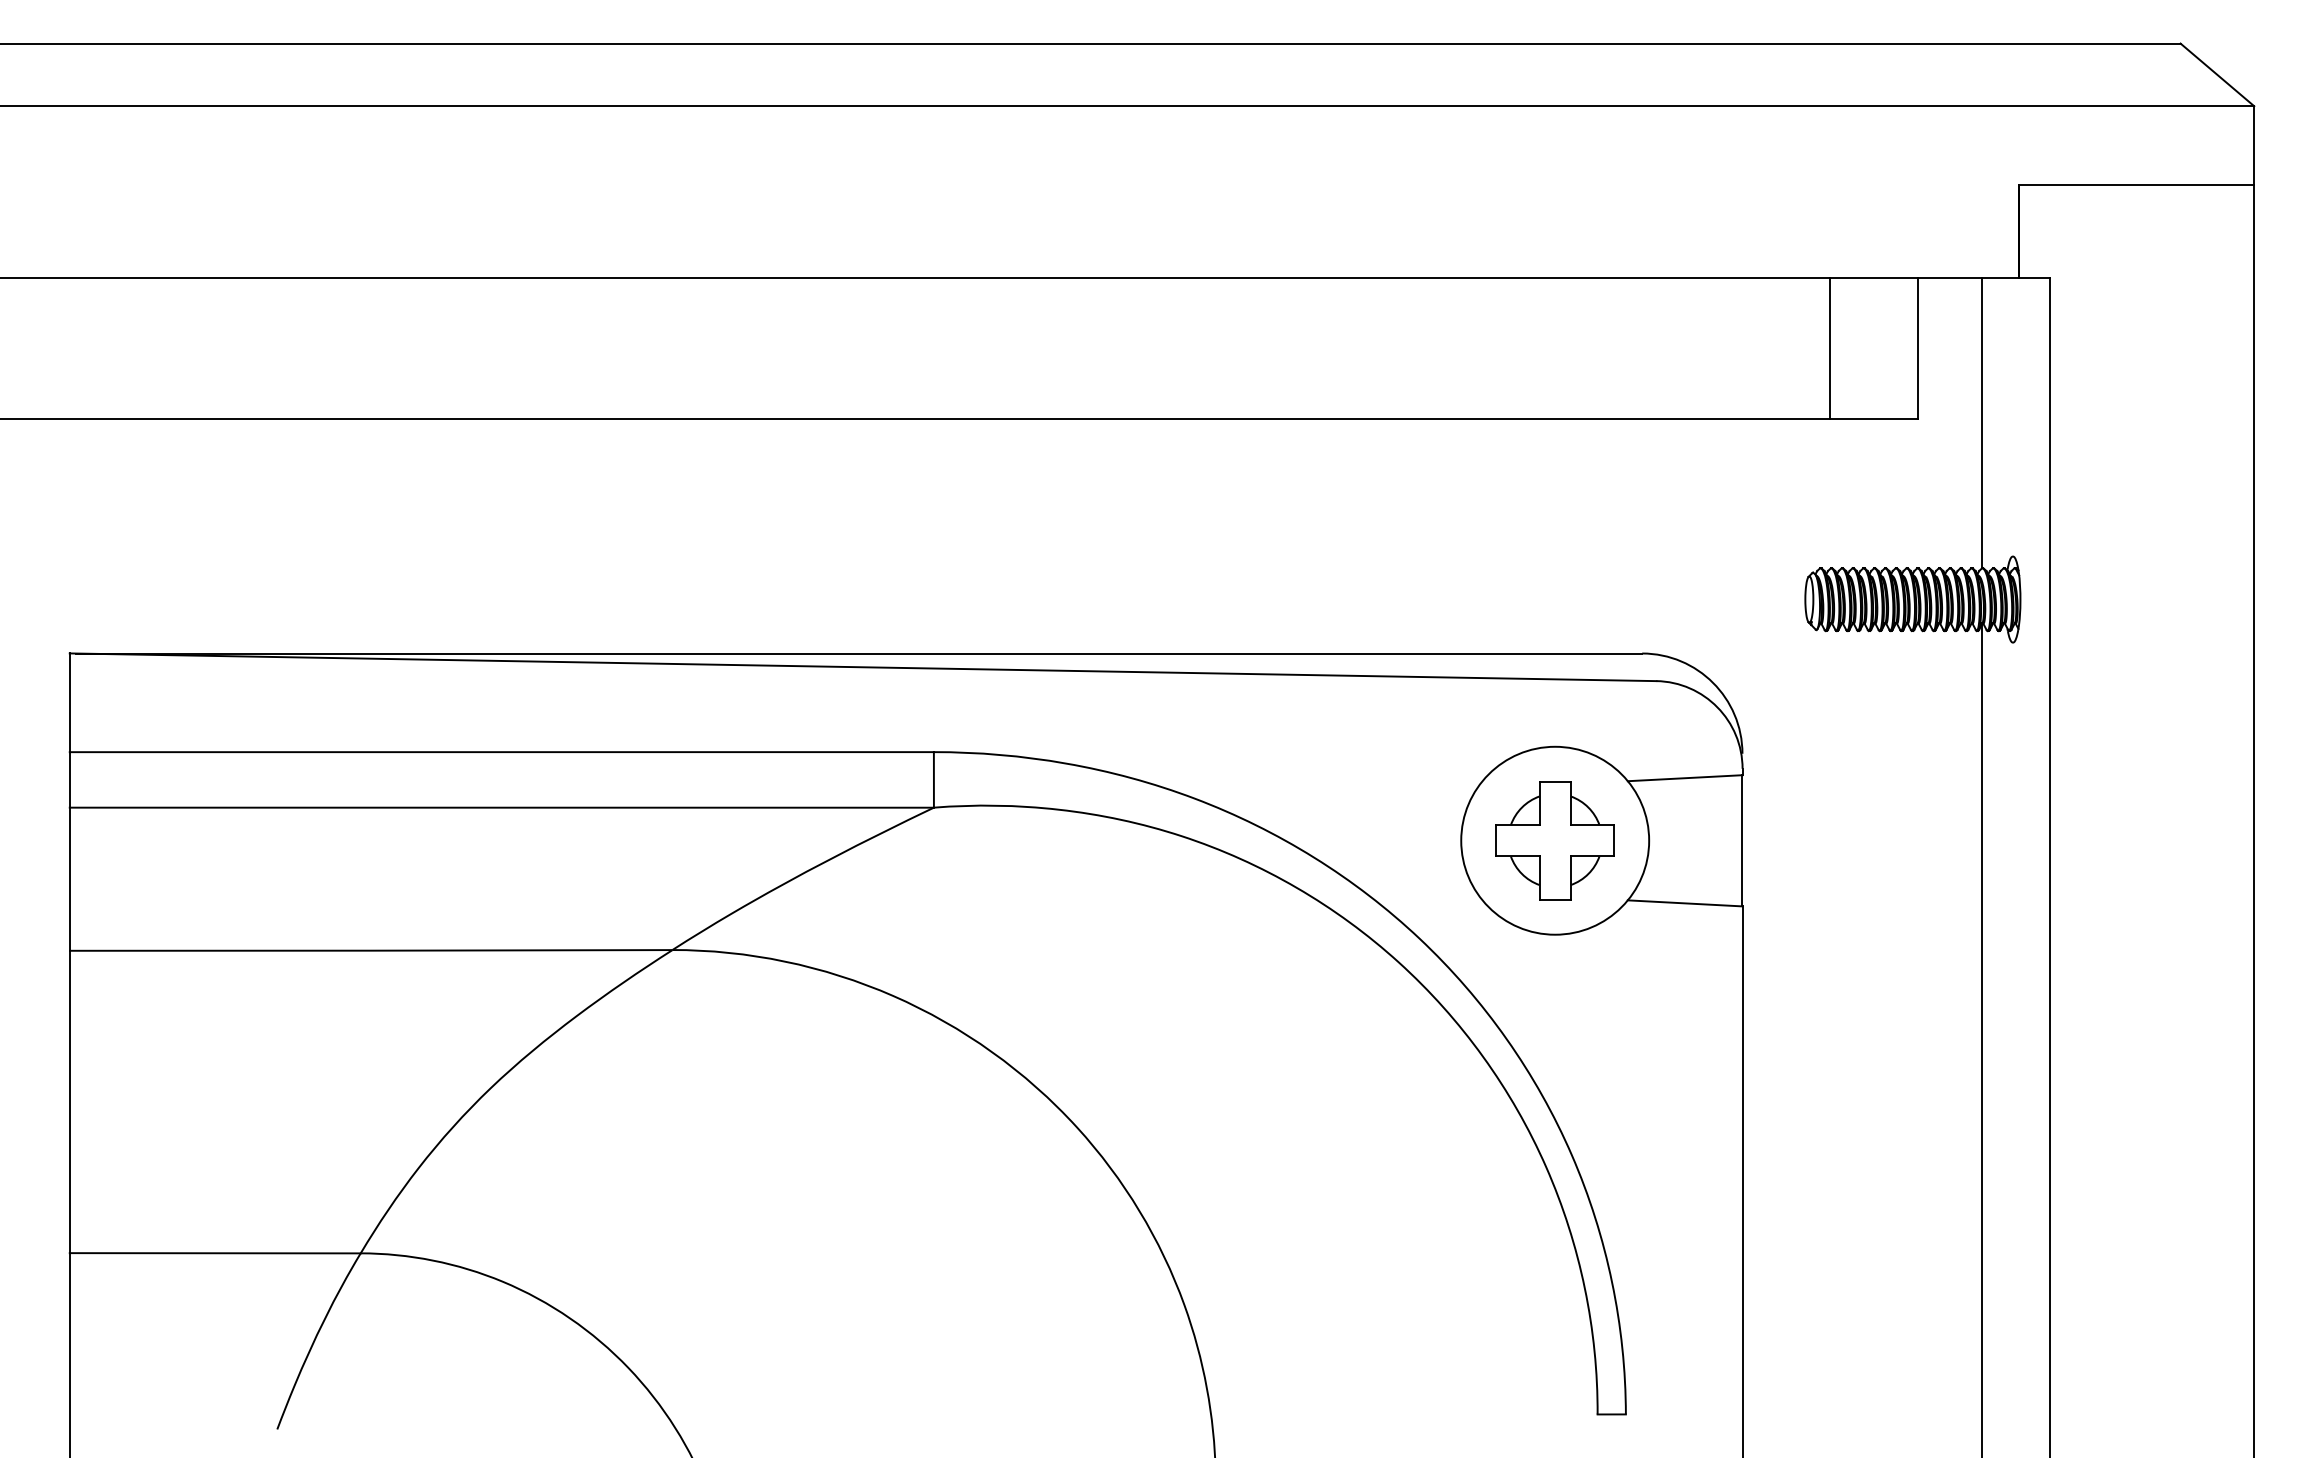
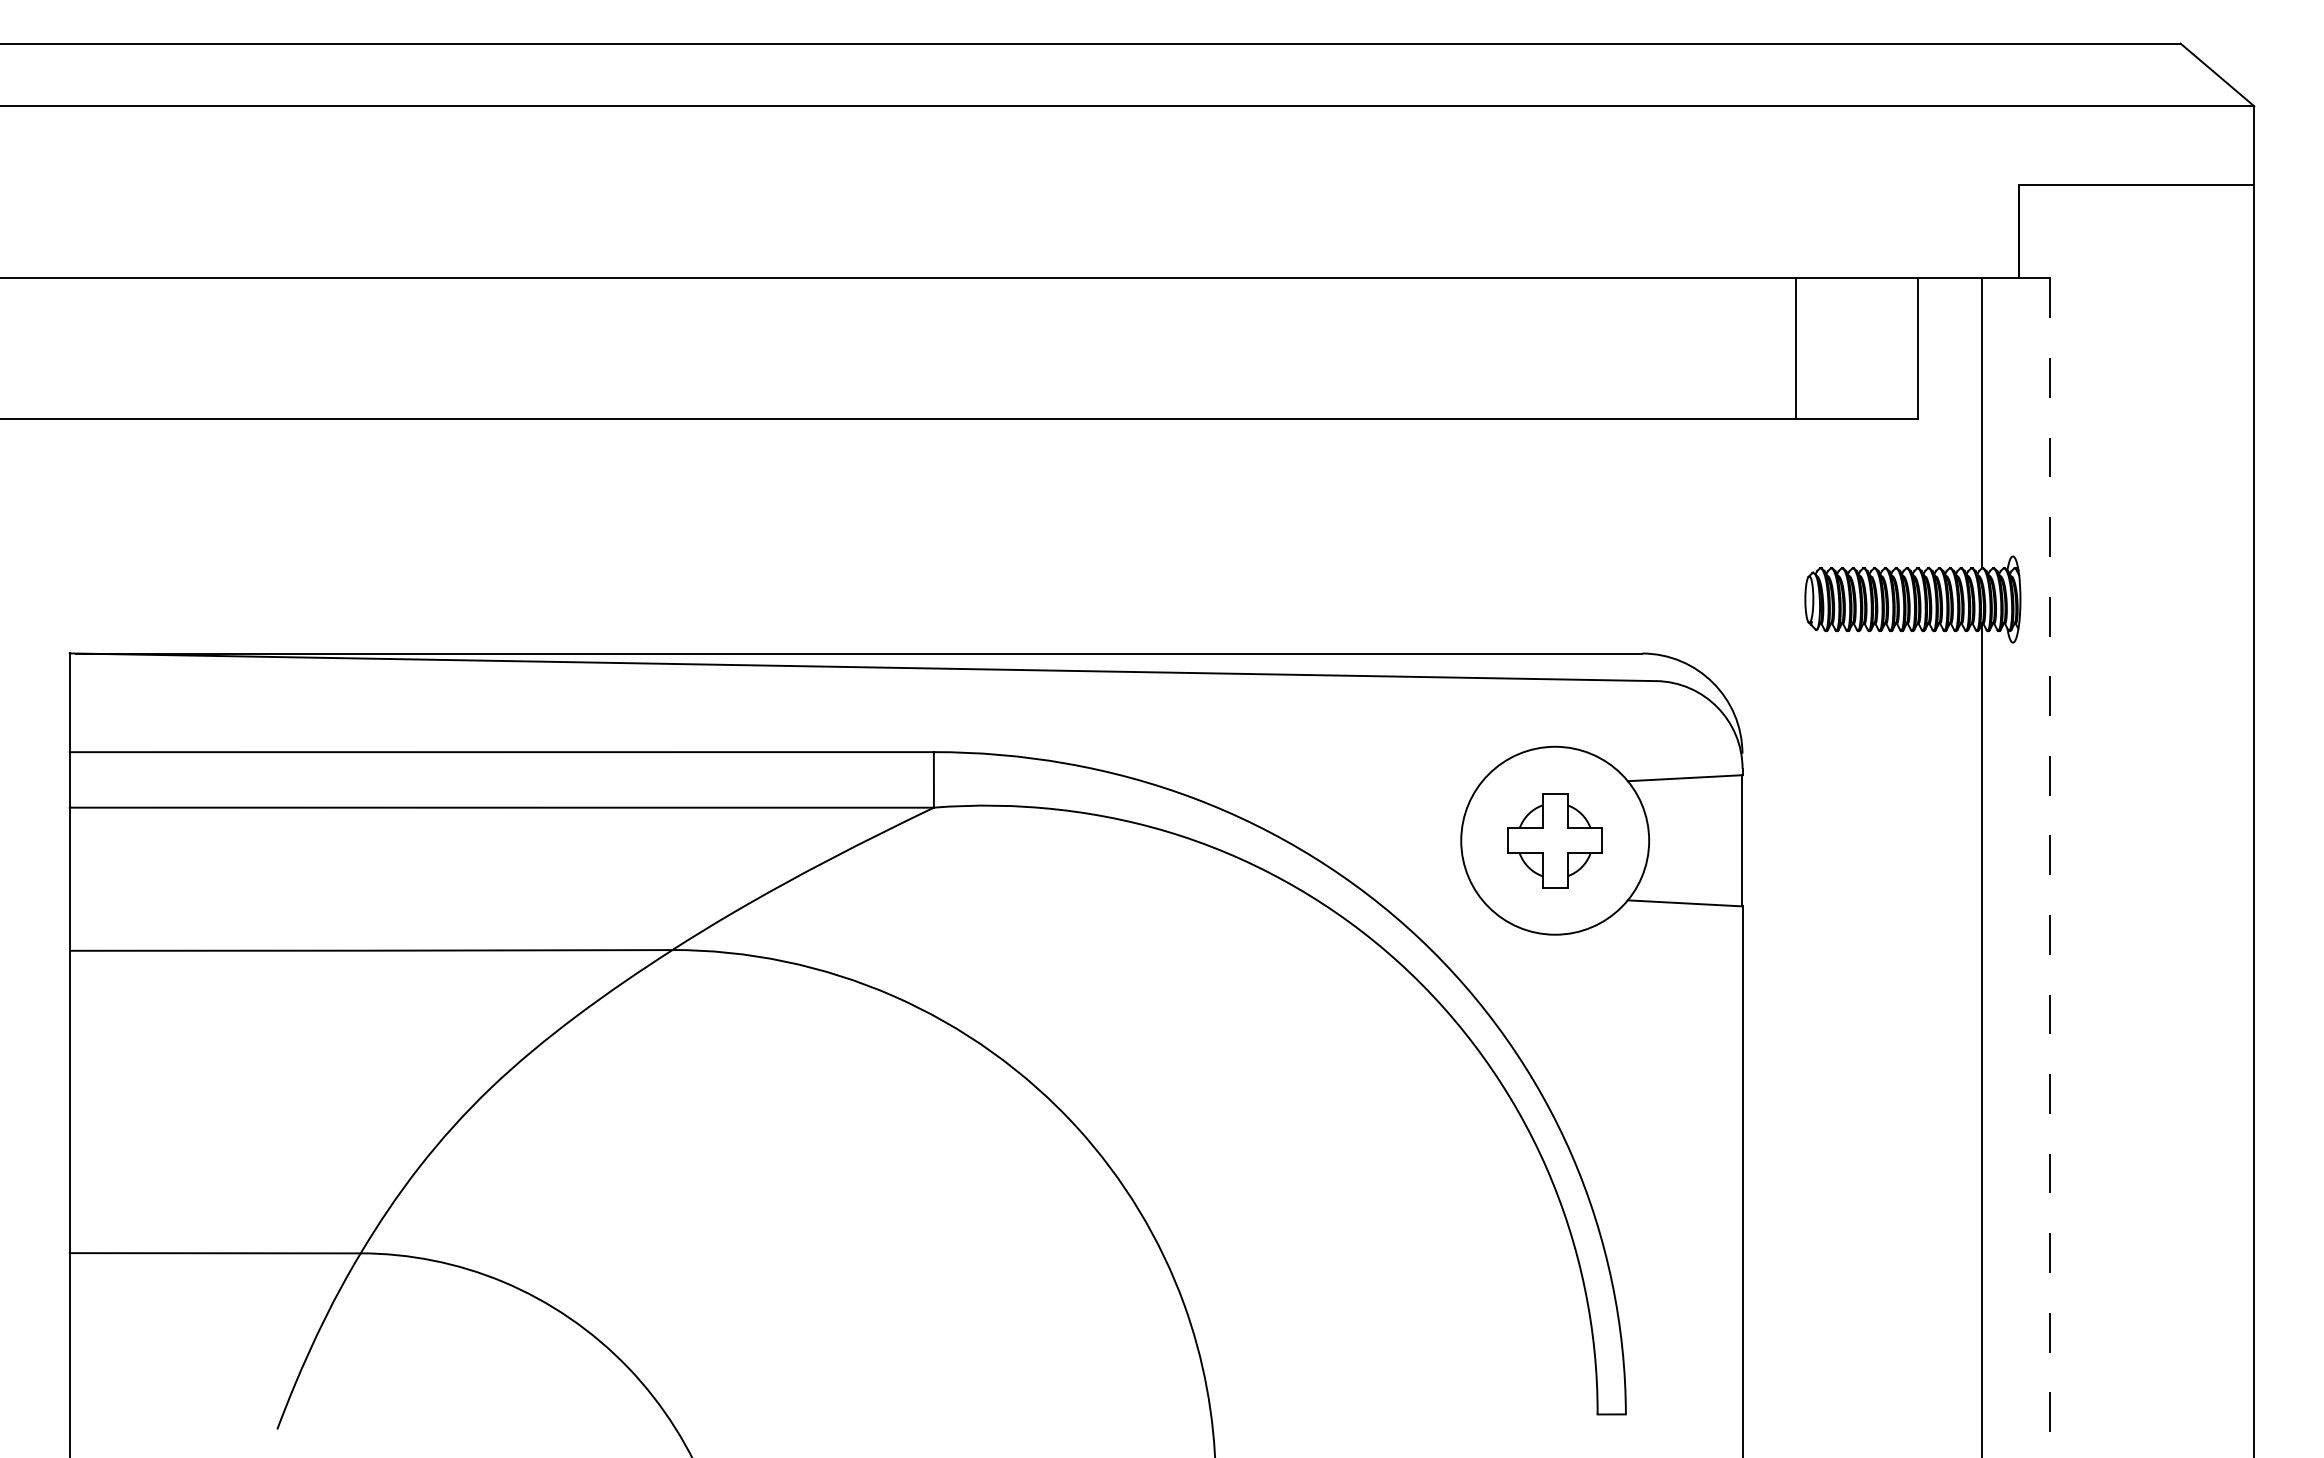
line position: (1830, 348) -> (1796, 348) (1796, 348)
part size: 120x120 px -> 96x96 px (1554, 840)
line: solid -> dashed (2050, 868)
